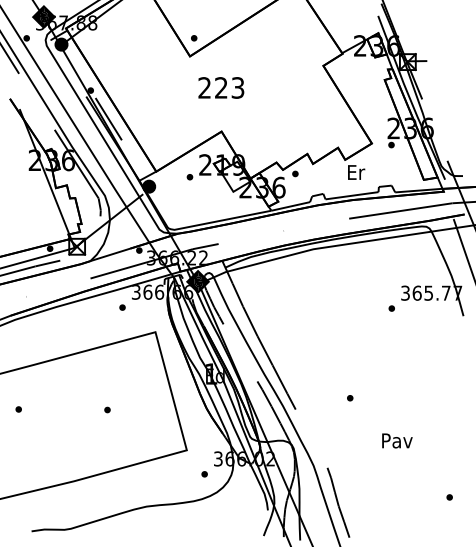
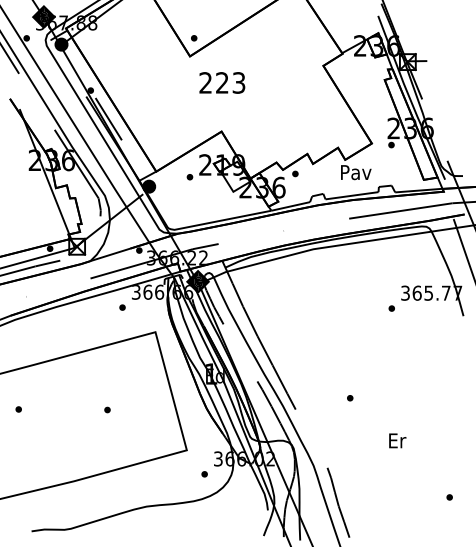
text position: (221, 87) -> (222, 82) (222, 82)
text: Er -> Pav (356, 172)
text: Pav -> Er (397, 440)
